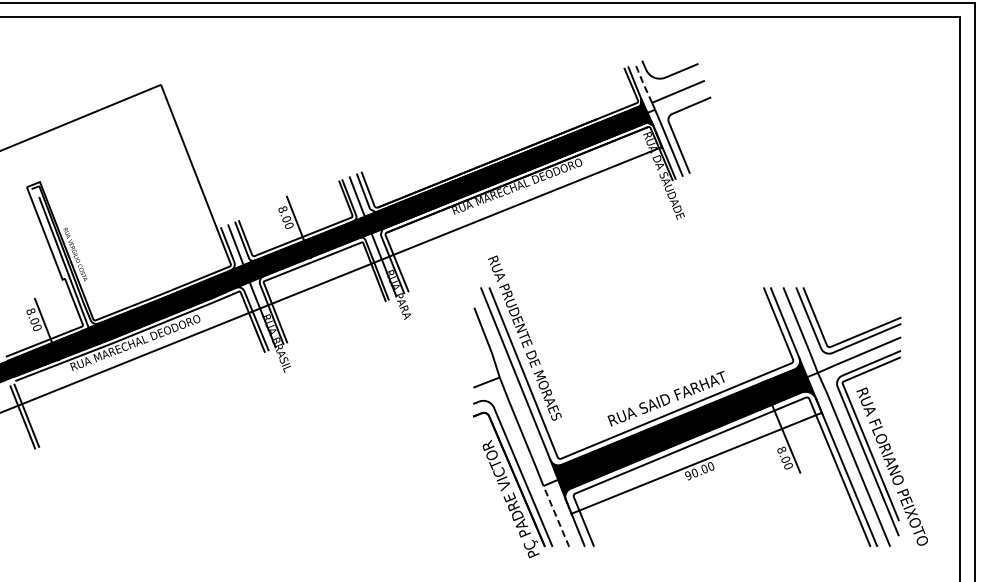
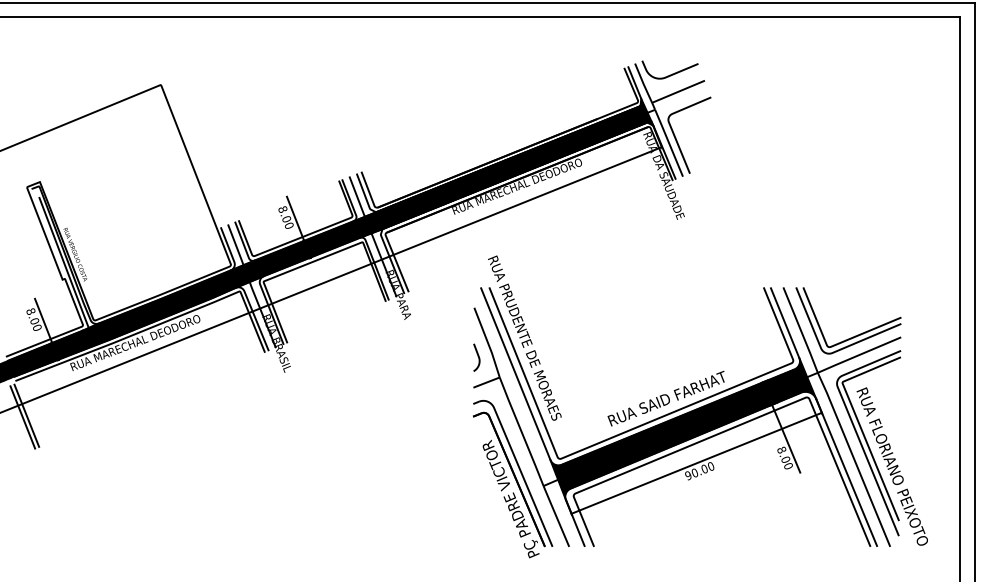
line: dashed -> solid (643, 83)
curve: none -> present (477, 356)
line: dashed -> solid (556, 515)
